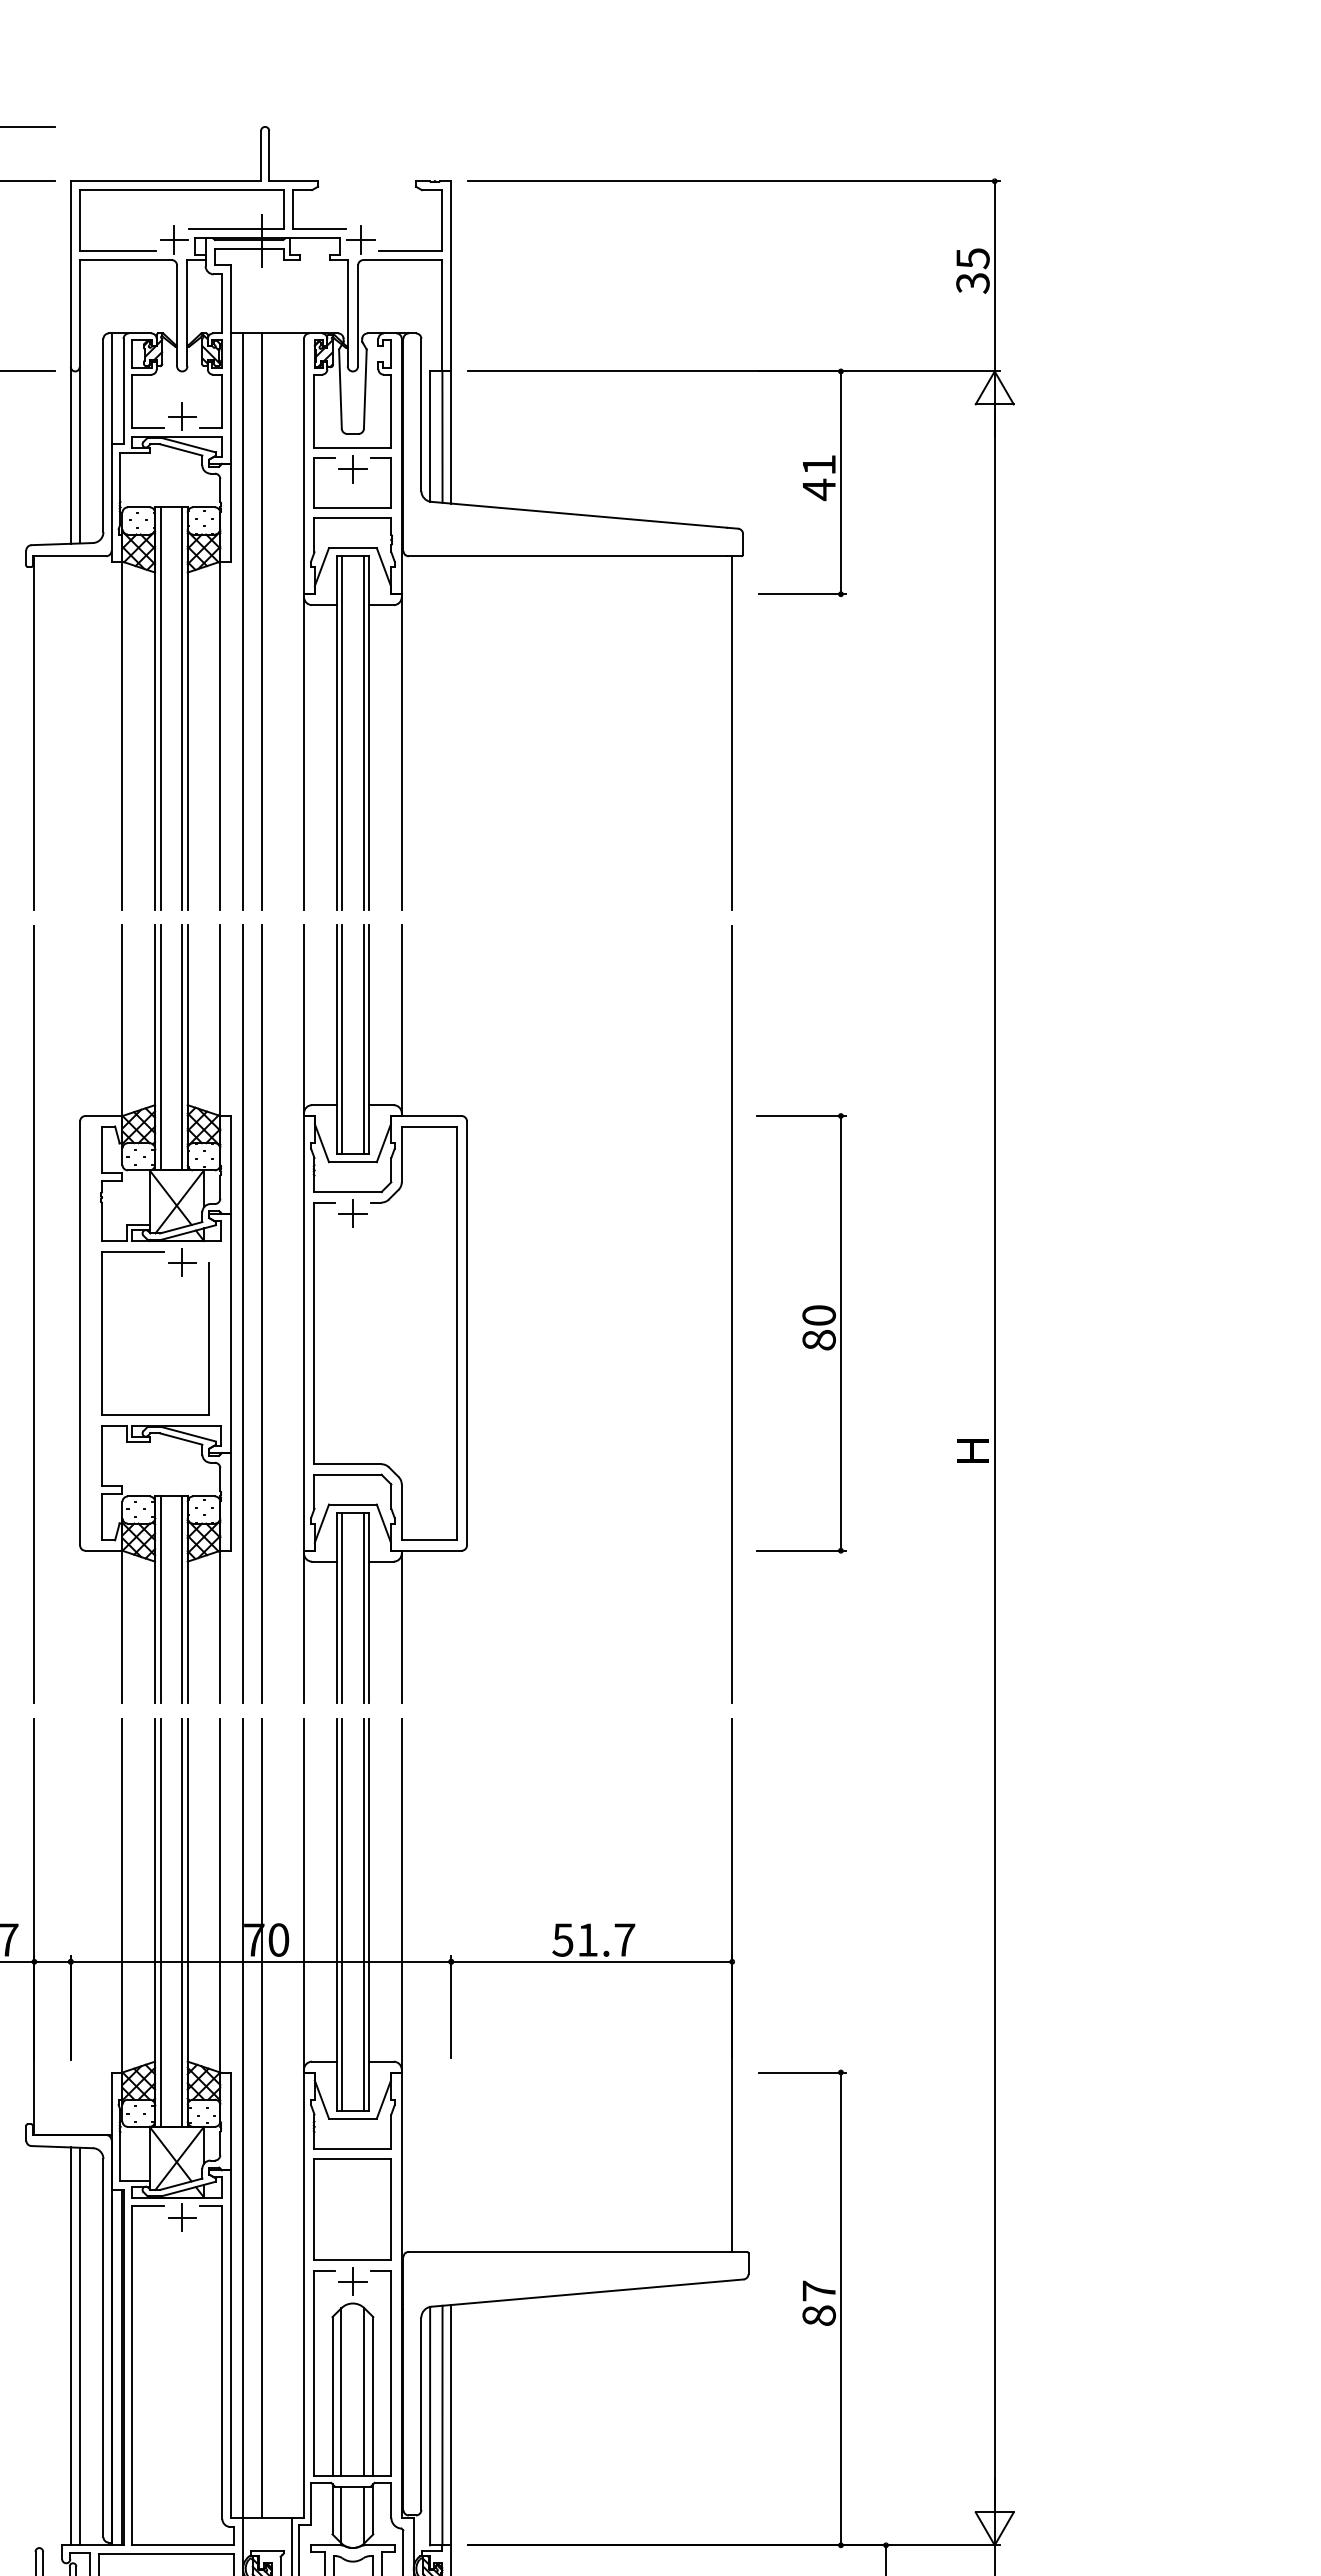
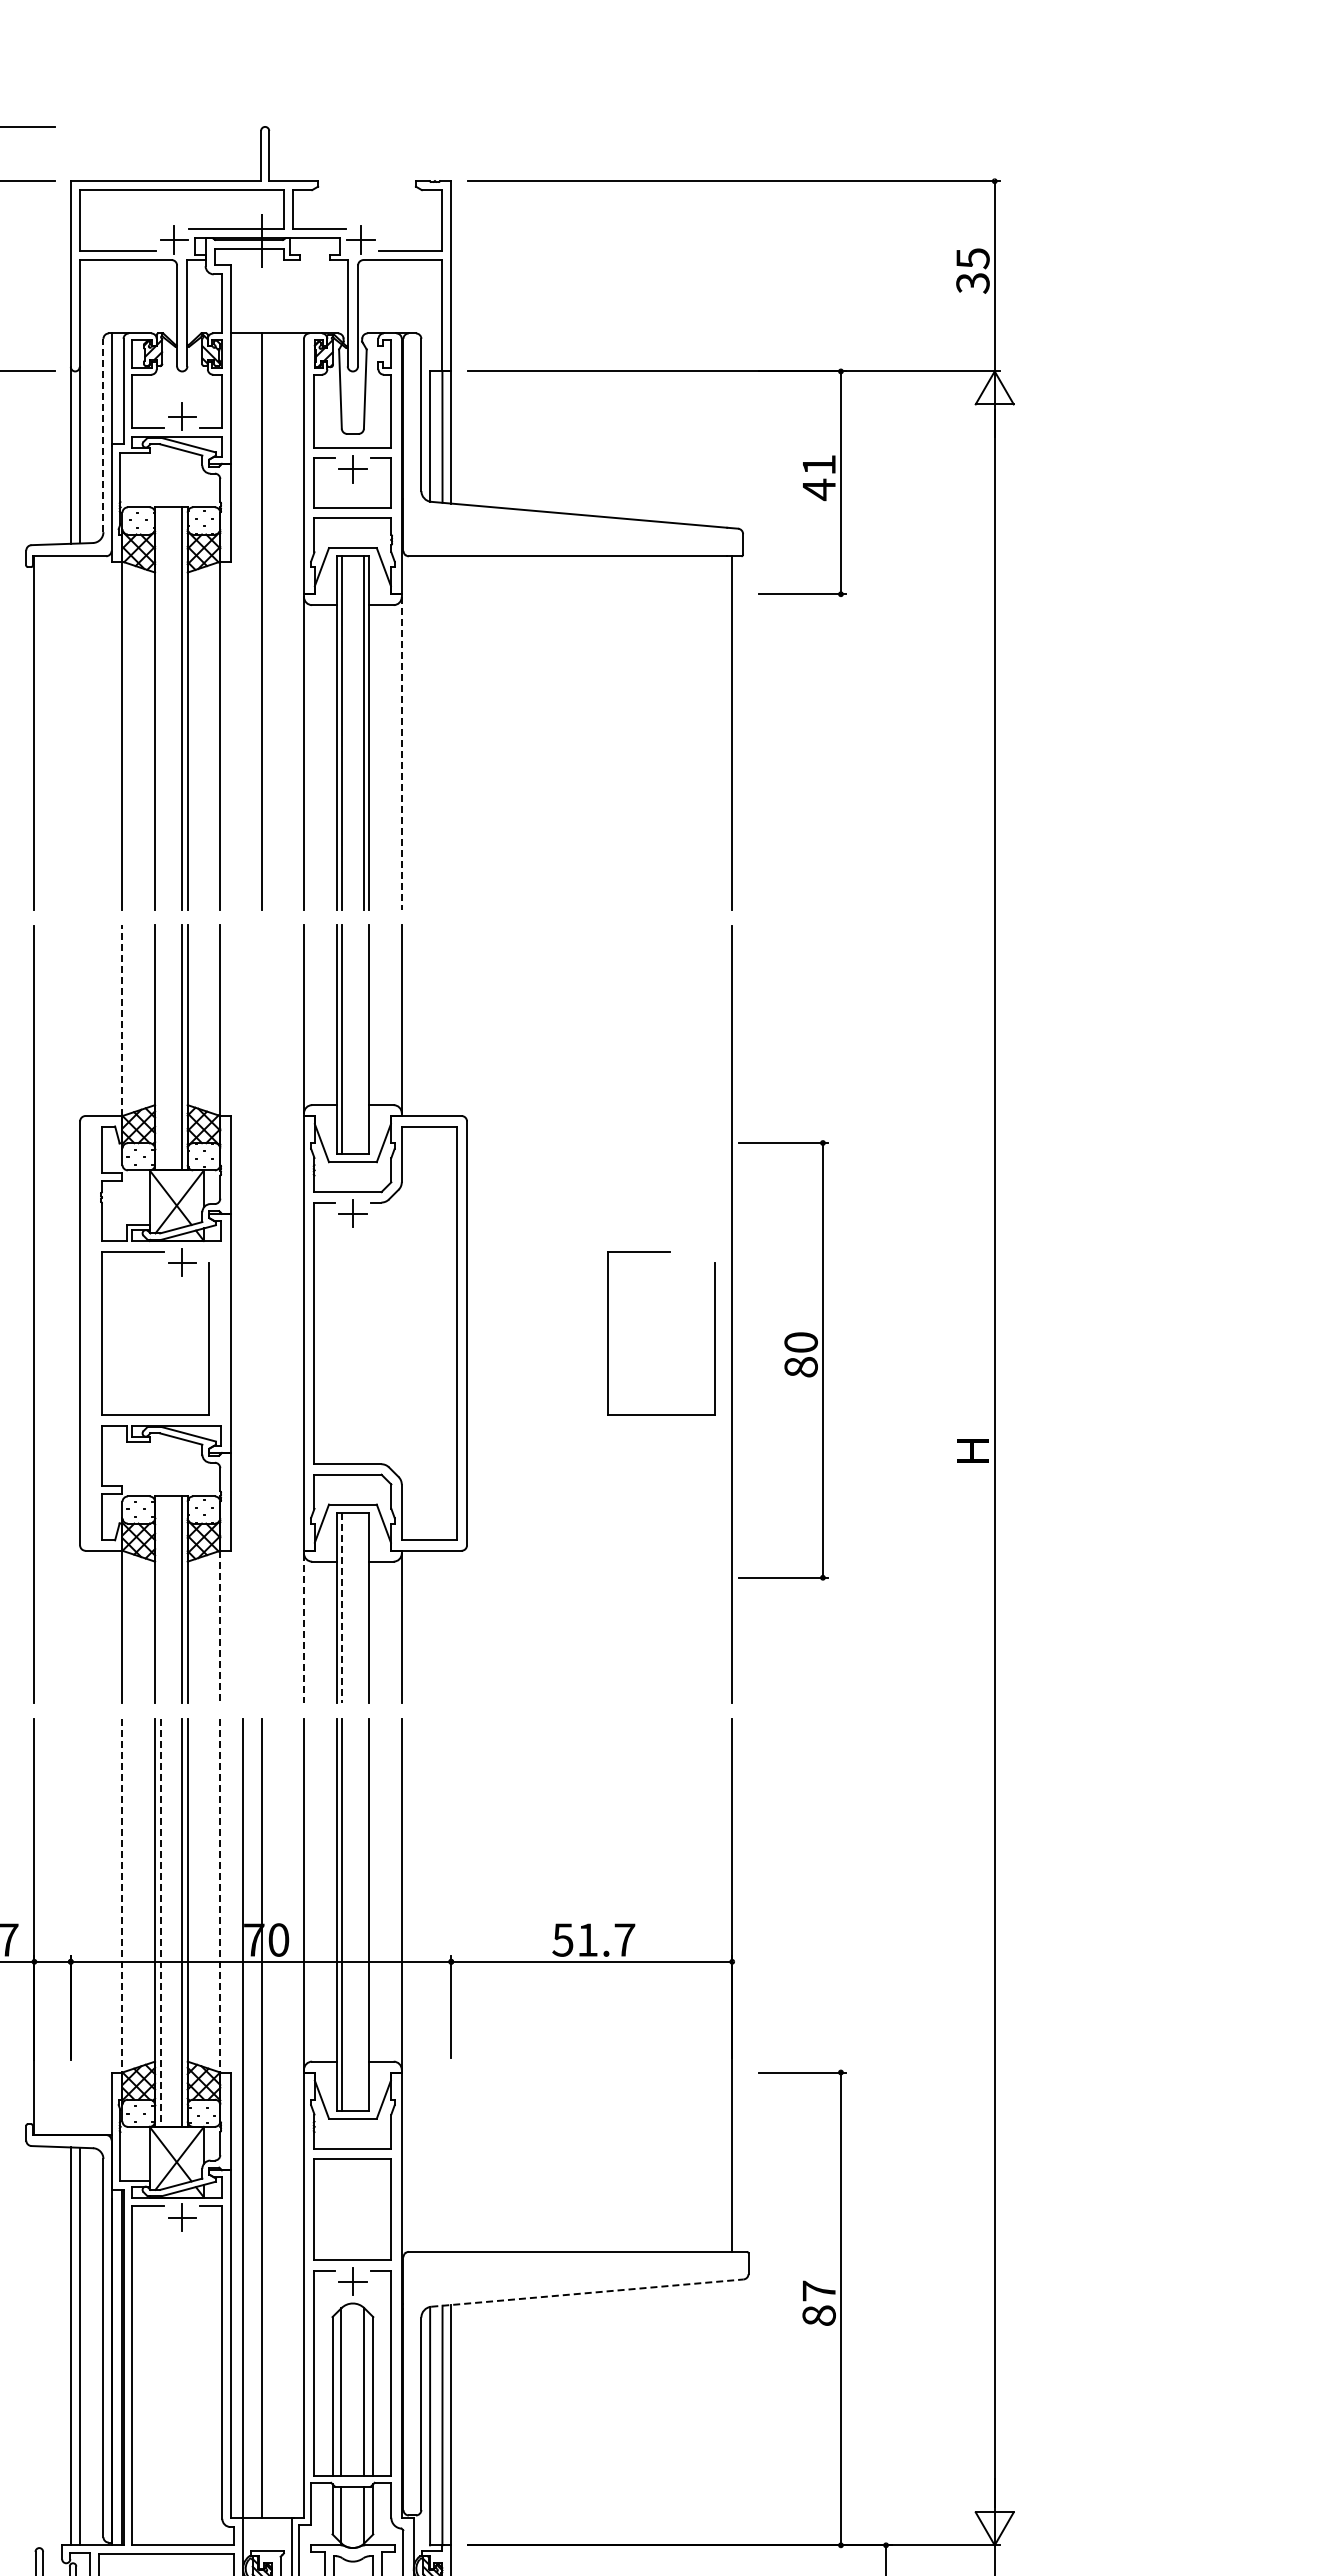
line: solid -> dashed (103, 435)
line: present -> none (243, 621)
line: present -> none (160, 708)
line: solid -> dashed (401, 753)
line: solid -> dashed (122, 1020)
line: present -> none (363, 1039)
line: present -> none (160, 1047)
line: present -> none (243, 1313)
line: present -> none (261, 1313)
part: none -> present (608, 1333)
part position: (801, 1333) -> (783, 1360) (783, 1360)
line: present -> none (160, 1599)
line: present -> none (363, 1607)
line: solid -> dashed (342, 1608)
line: solid -> dashed (220, 1627)
line: solid -> dashed (304, 1628)
line: solid -> dashed (122, 1895)
line: solid -> dashed (220, 1895)
line: present -> none (363, 1914)
line: solid -> dashed (160, 1923)
line: solid -> dashed (587, 2293)
